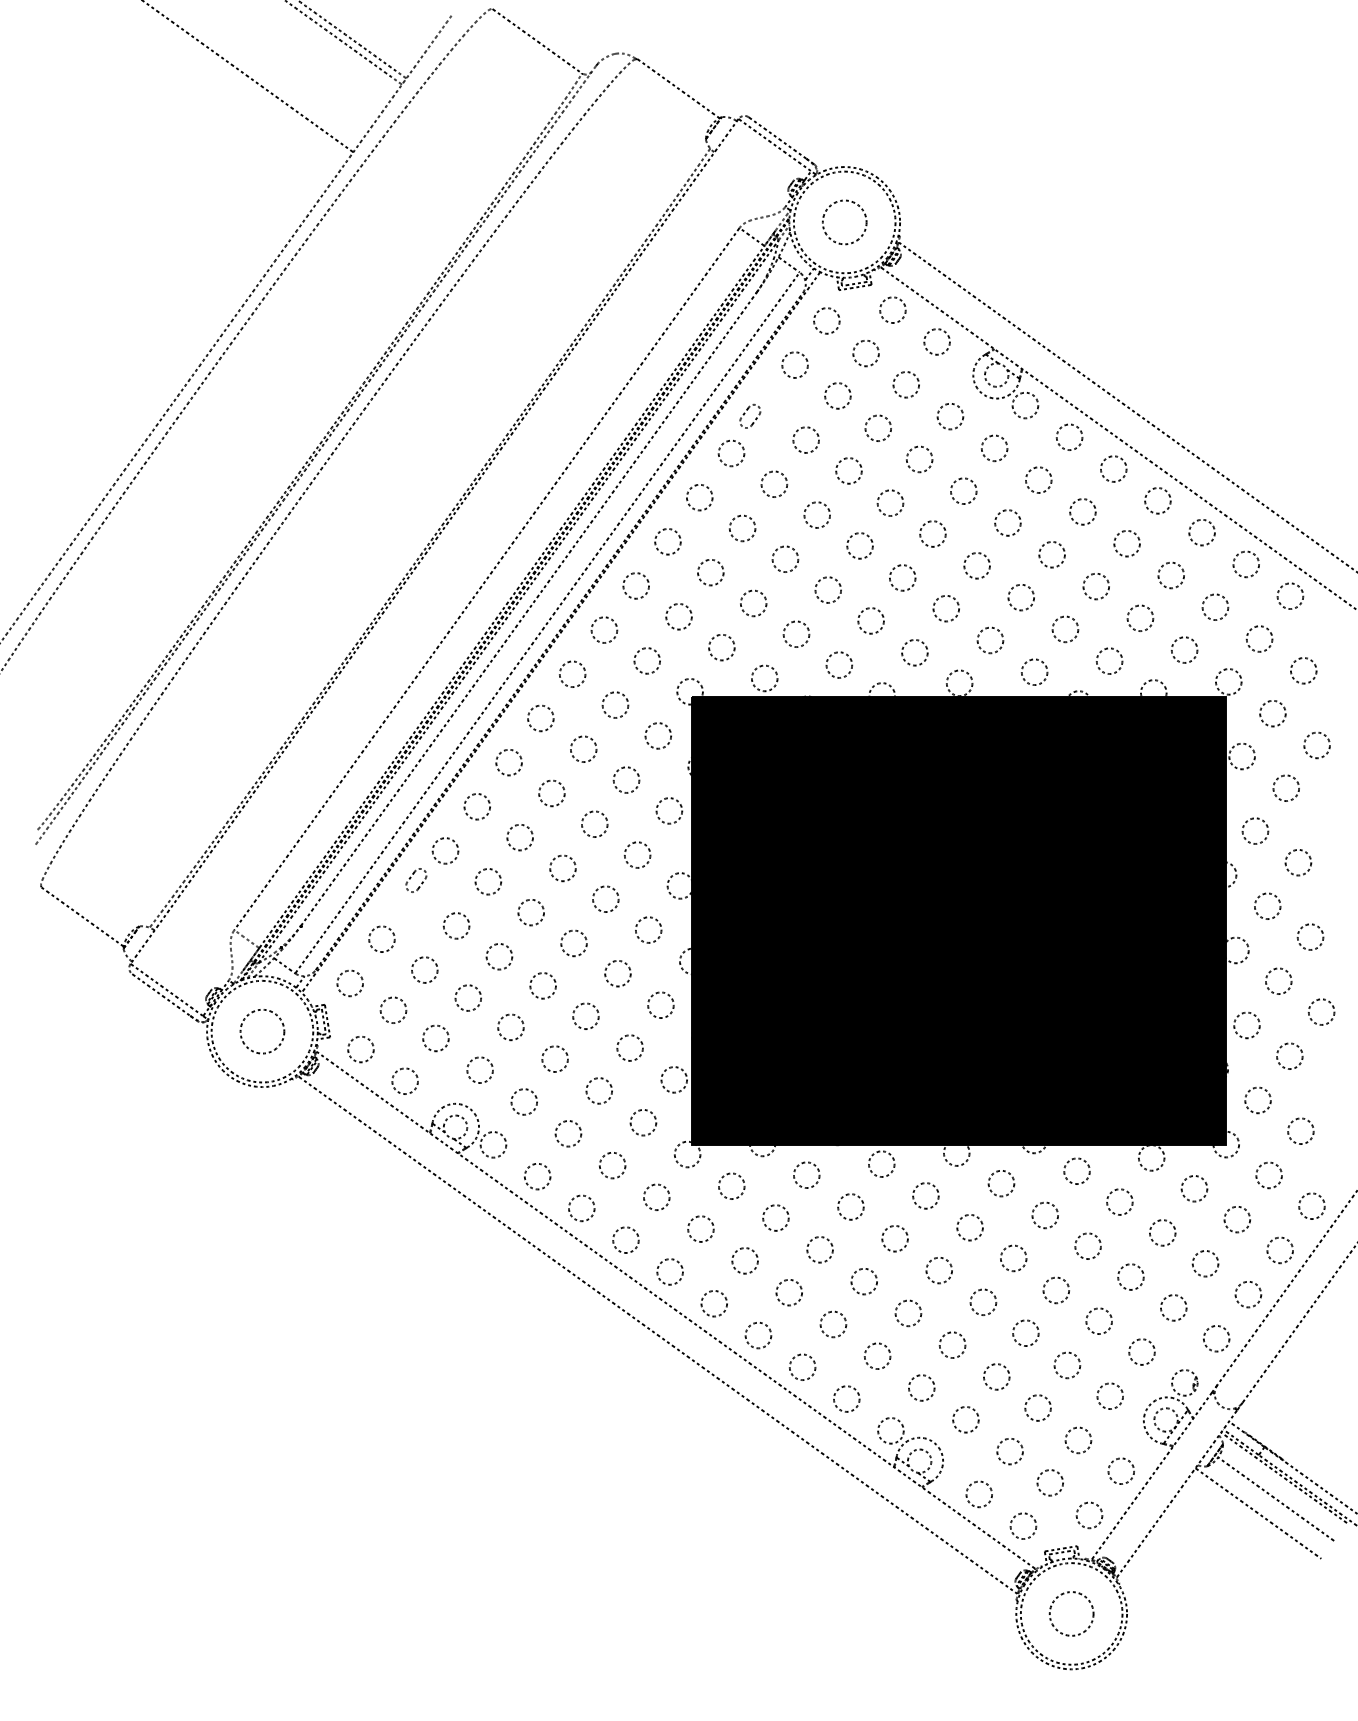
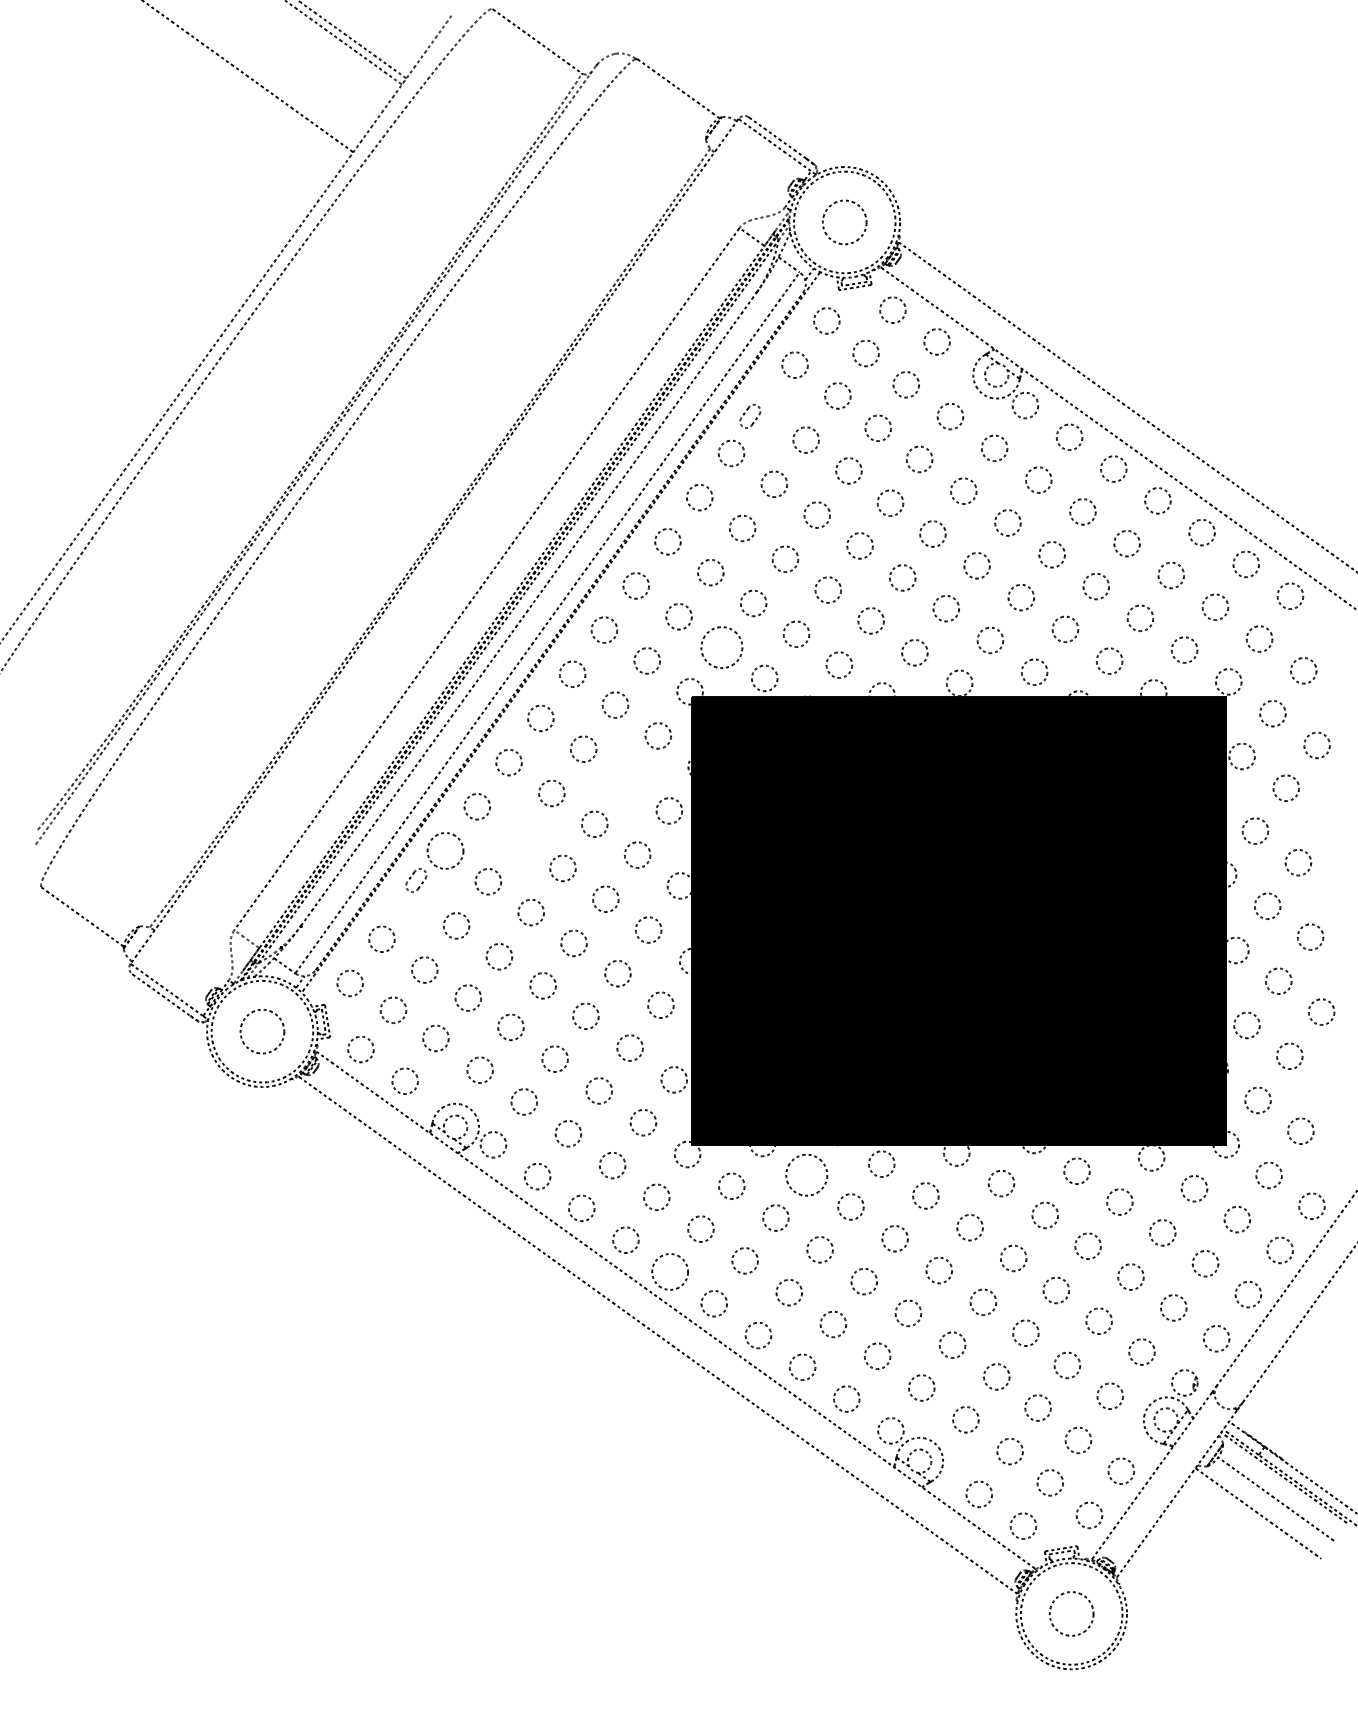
circle diameter: 26 px -> 41 px (721, 647)
circle: present -> none (626, 779)
circle: present -> none (519, 837)
circle diameter: 26 px -> 36 px (445, 850)
circle diameter: 26 px -> 41 px (806, 1174)
circle diameter: 26 px -> 36 px (670, 1271)
